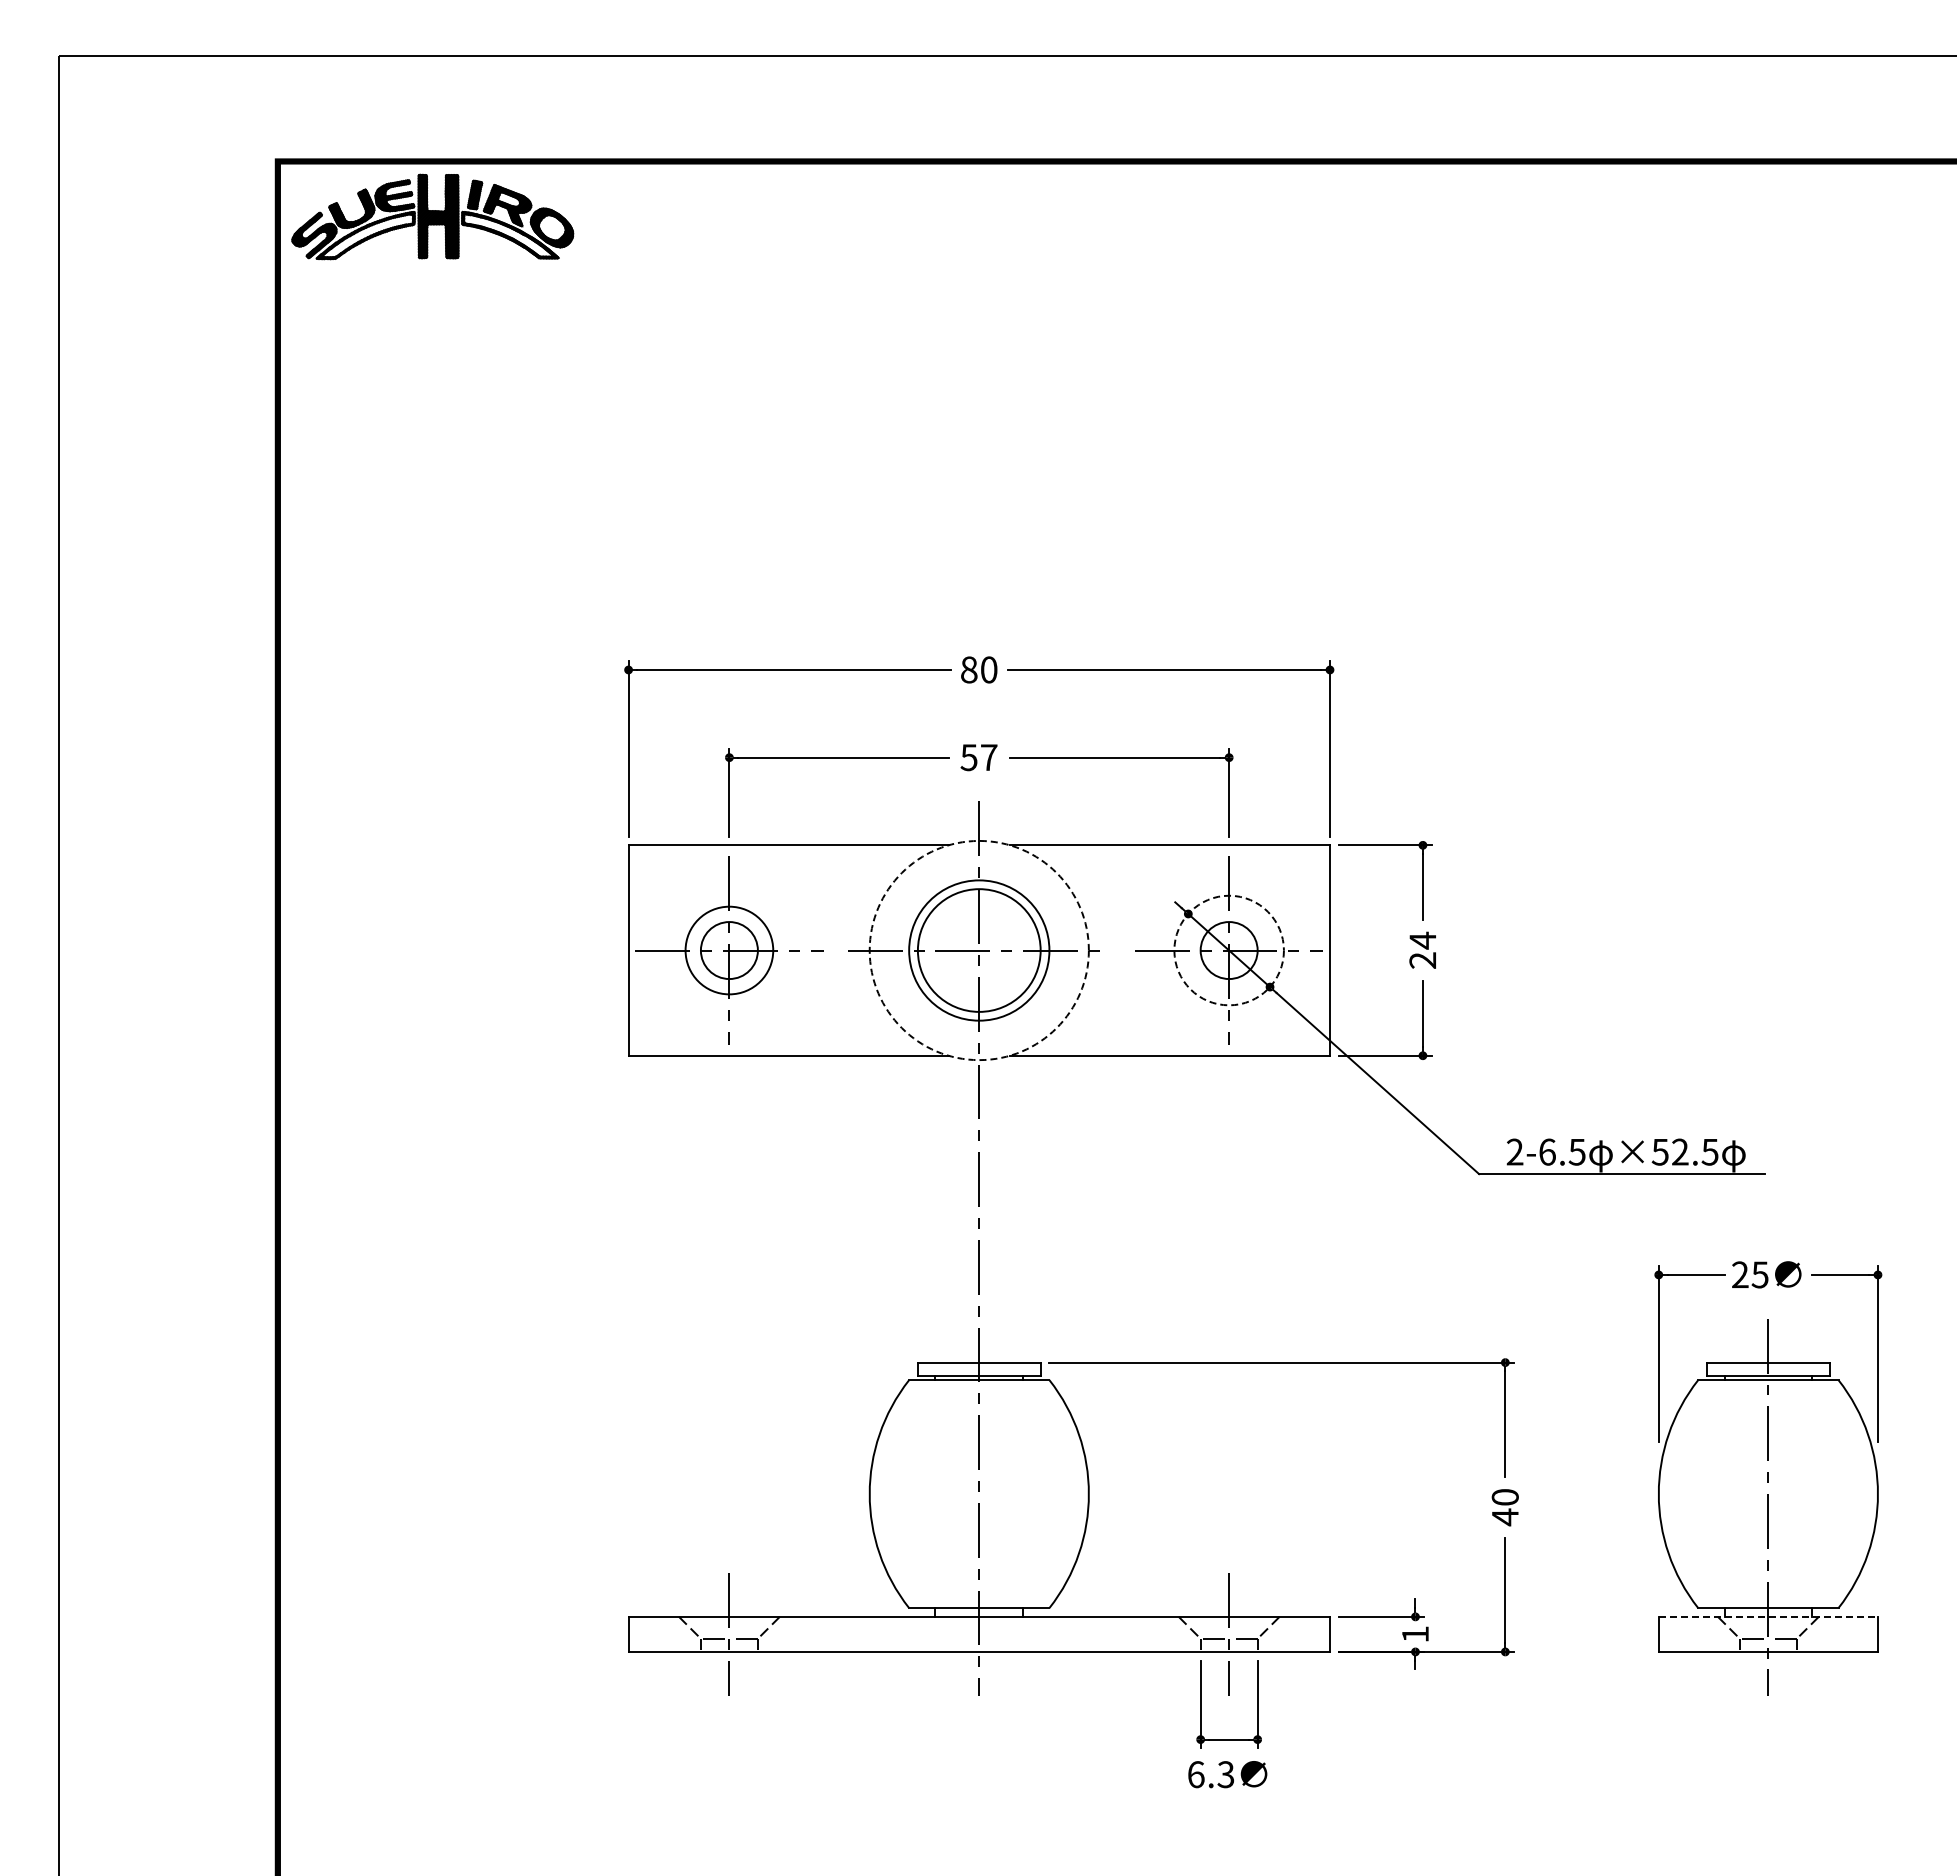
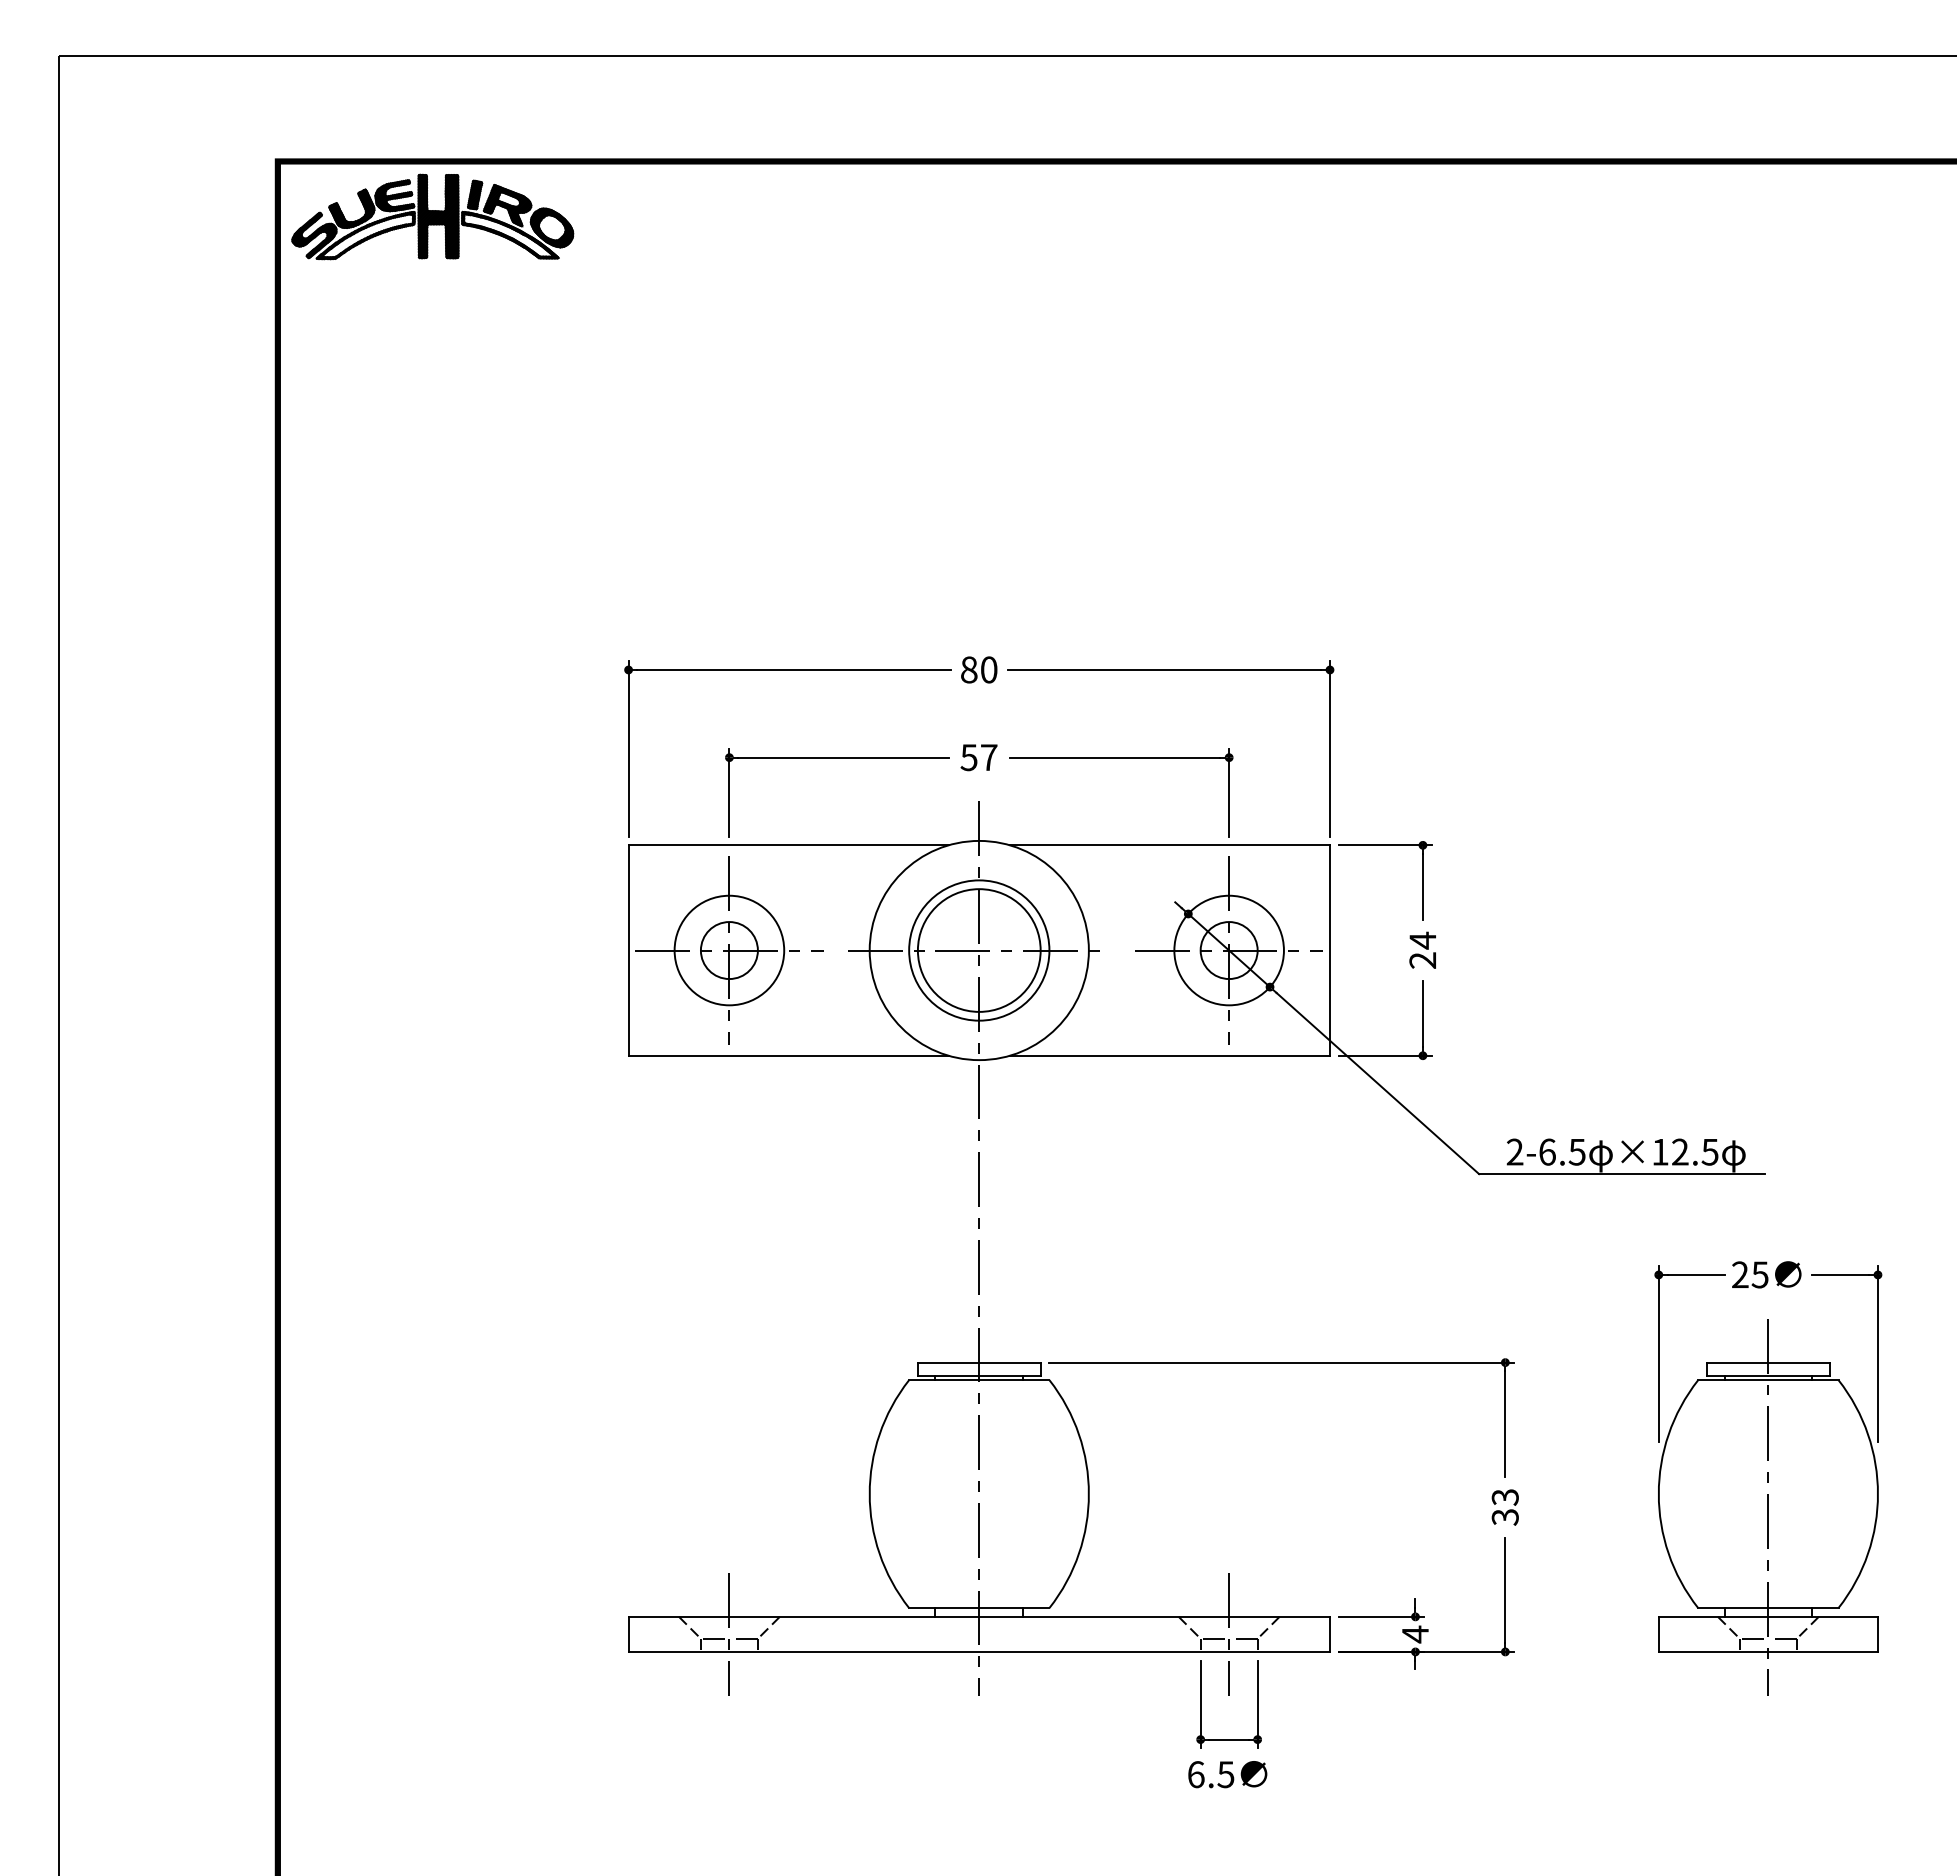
circle diameter: 88 px -> 110 px (729, 950)
circle: dashed -> solid (978, 950)
circle: dashed -> solid (1228, 950)
text: ×52.5 -> ×12.5 (1659, 1152)
text: 40 -> 33 (1504, 1507)
line: dashed -> solid (1768, 1616)
text: 1 -> 4 (1415, 1634)
text: 6.3 -> 6.5 (1226, 1774)
